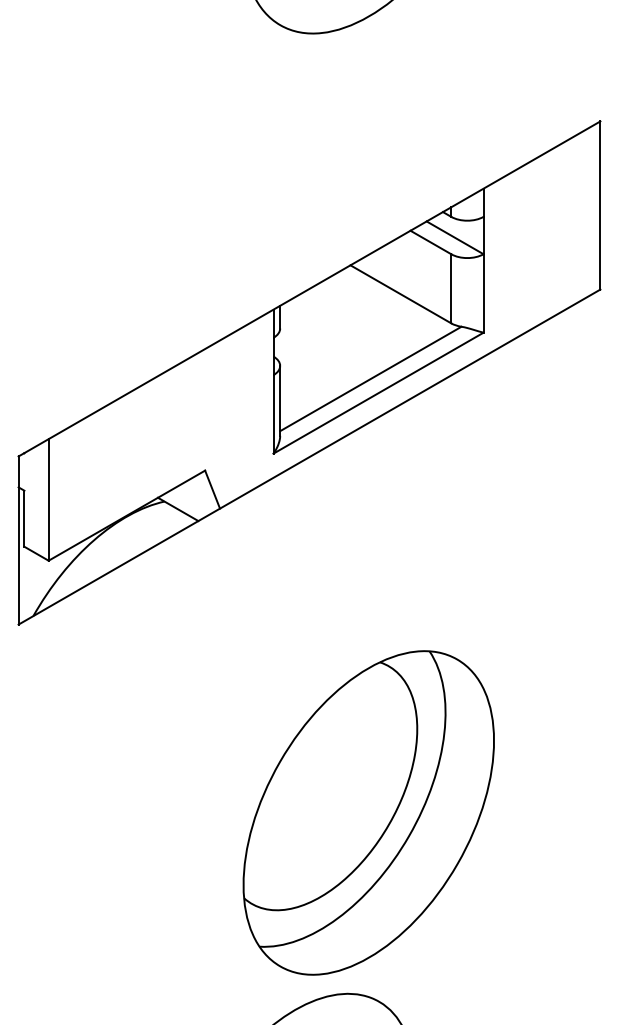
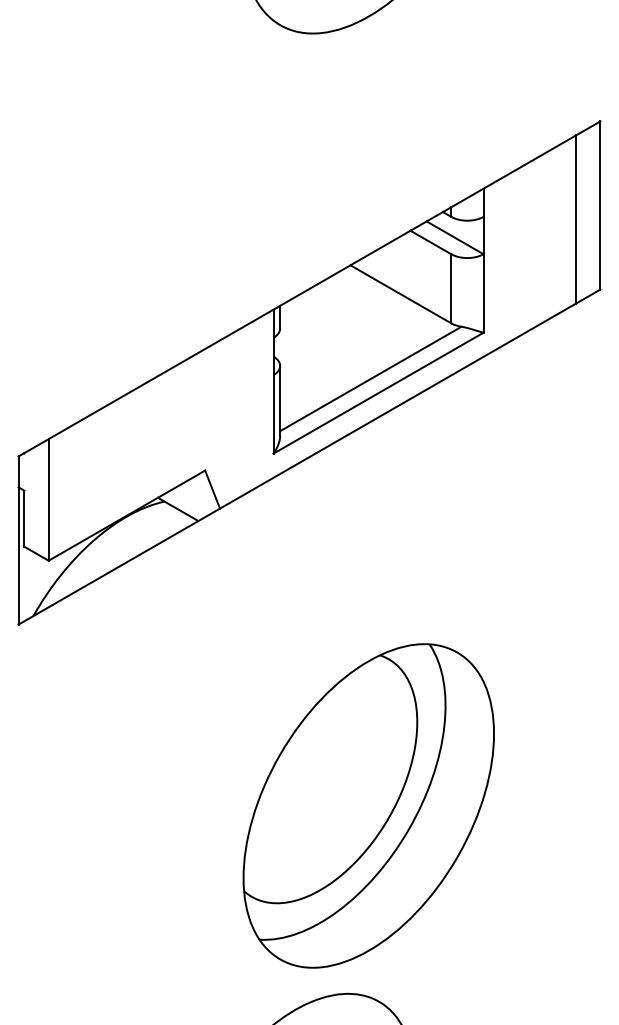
line: none -> present (576, 219)
part position: (368, 812) -> (368, 805) (368, 805)
